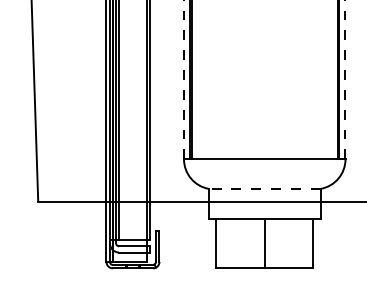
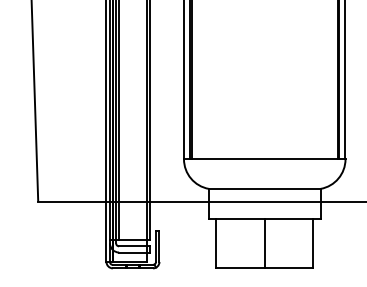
line: dashed -> solid (345, 79)
line: dashed -> solid (184, 80)
line: dashed -> solid (264, 188)
